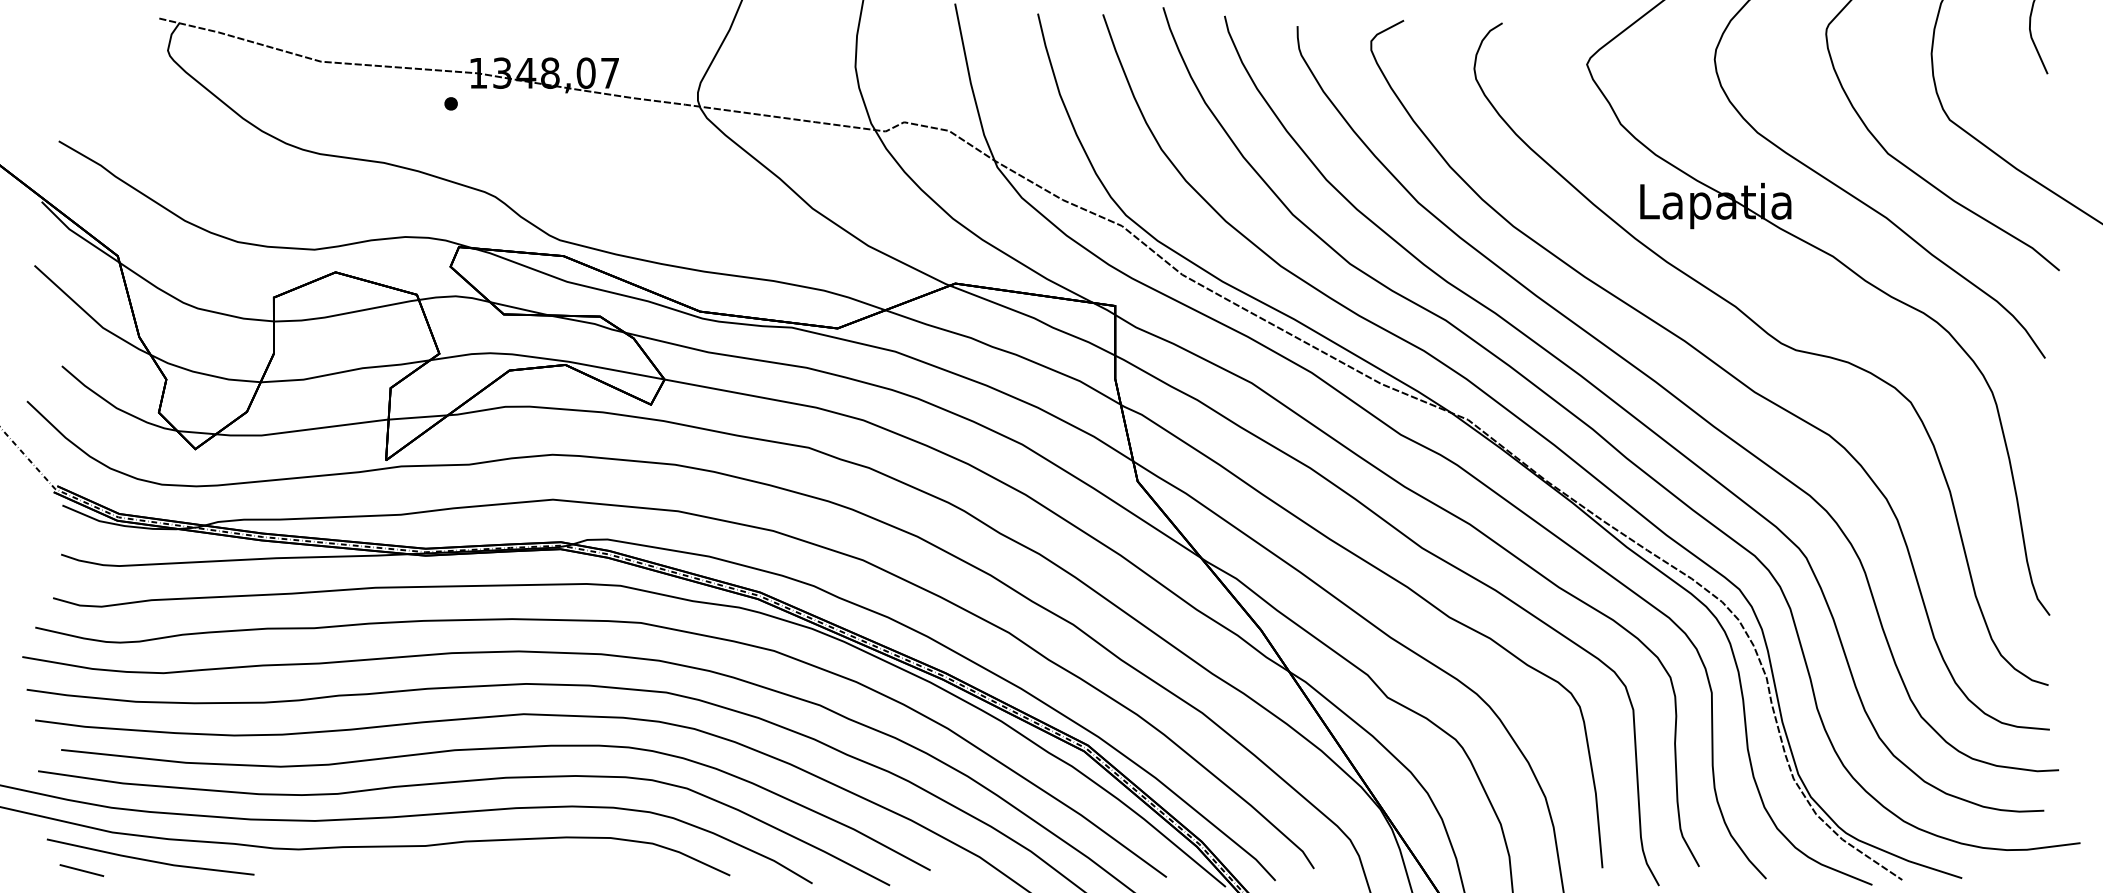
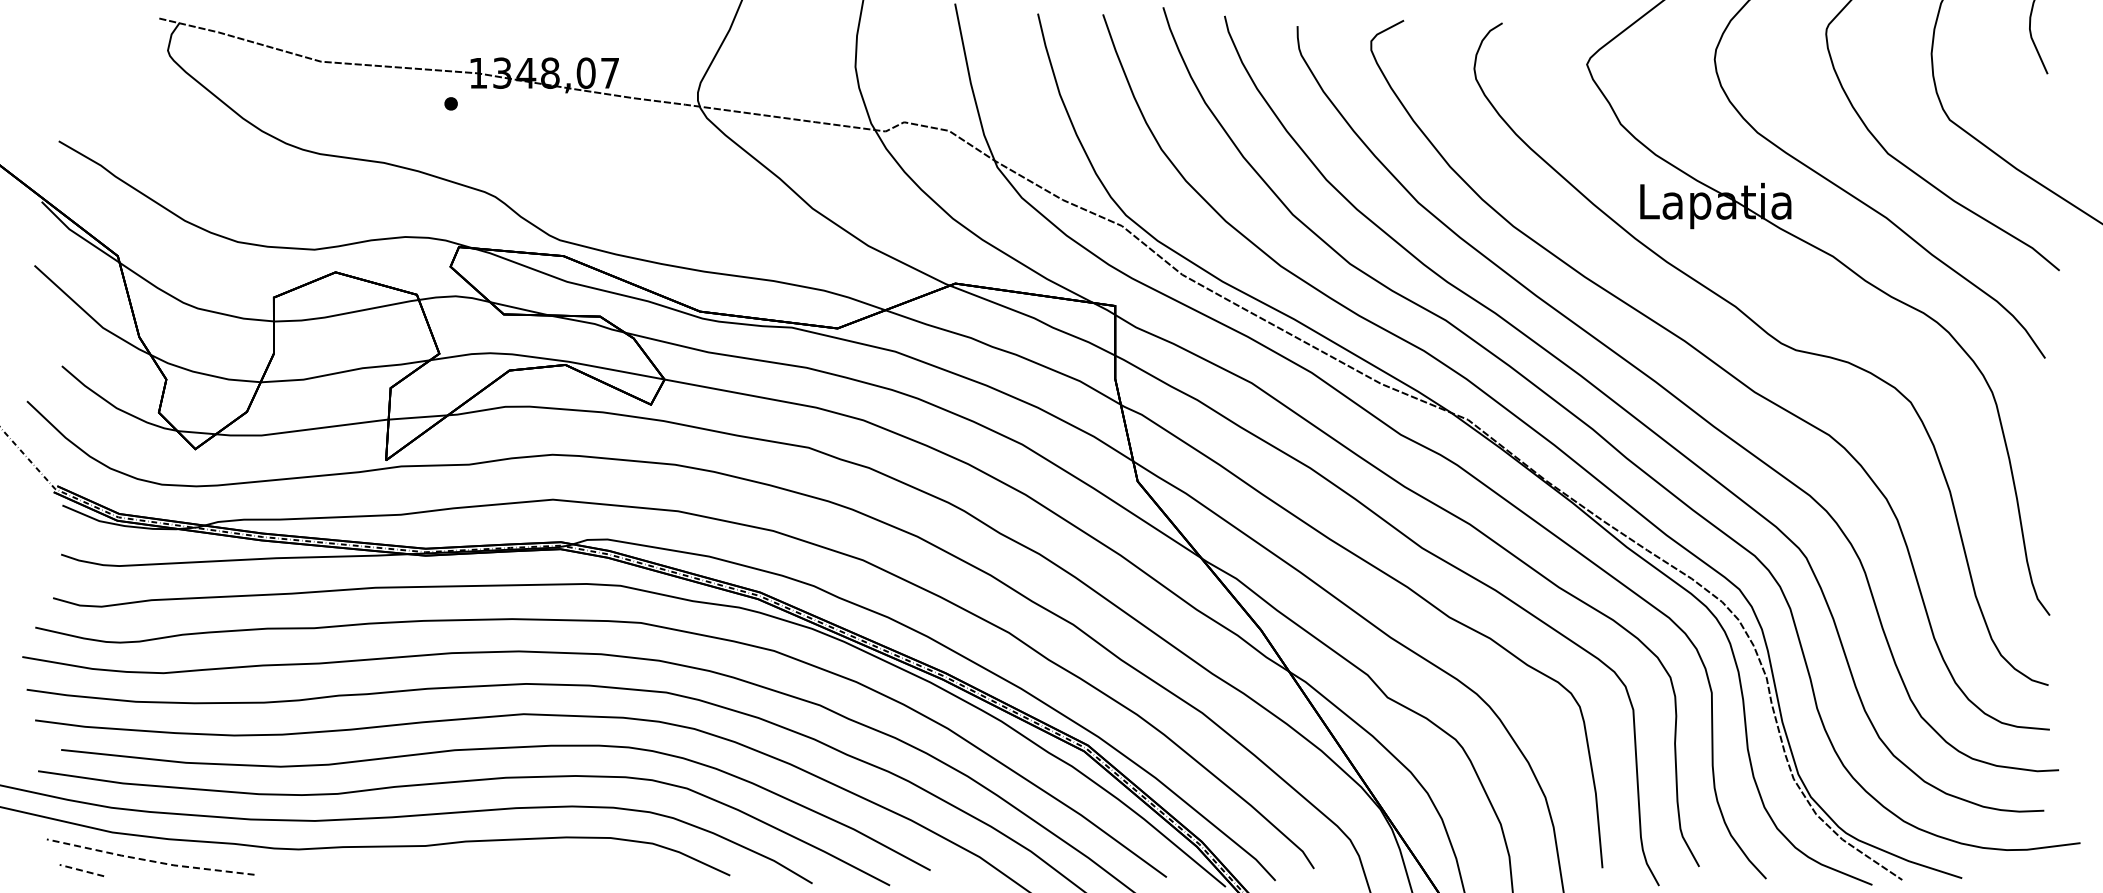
line: solid -> dashed (149, 860)
line: solid -> dashed (81, 870)
